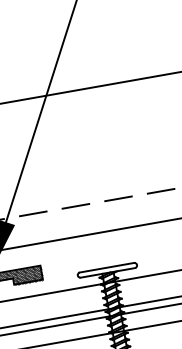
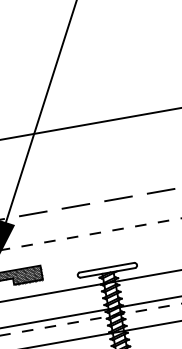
line position: (90, 87) -> (90, 123) (90, 123)
line: solid -> dashed (91, 234)
line: solid -> dashed (90, 319)
